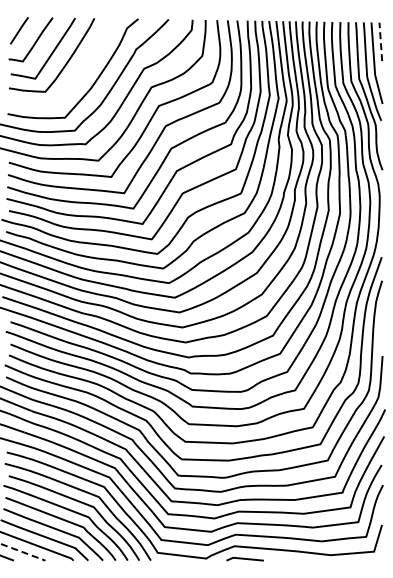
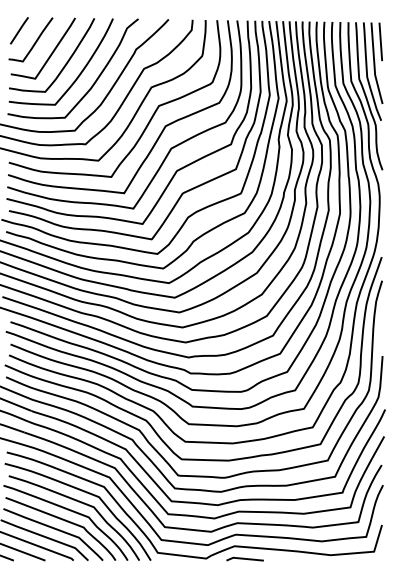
line: dashed -> solid (380, 41)
curve: none -> present (78, 74)
line: dashed -> solid (23, 552)
